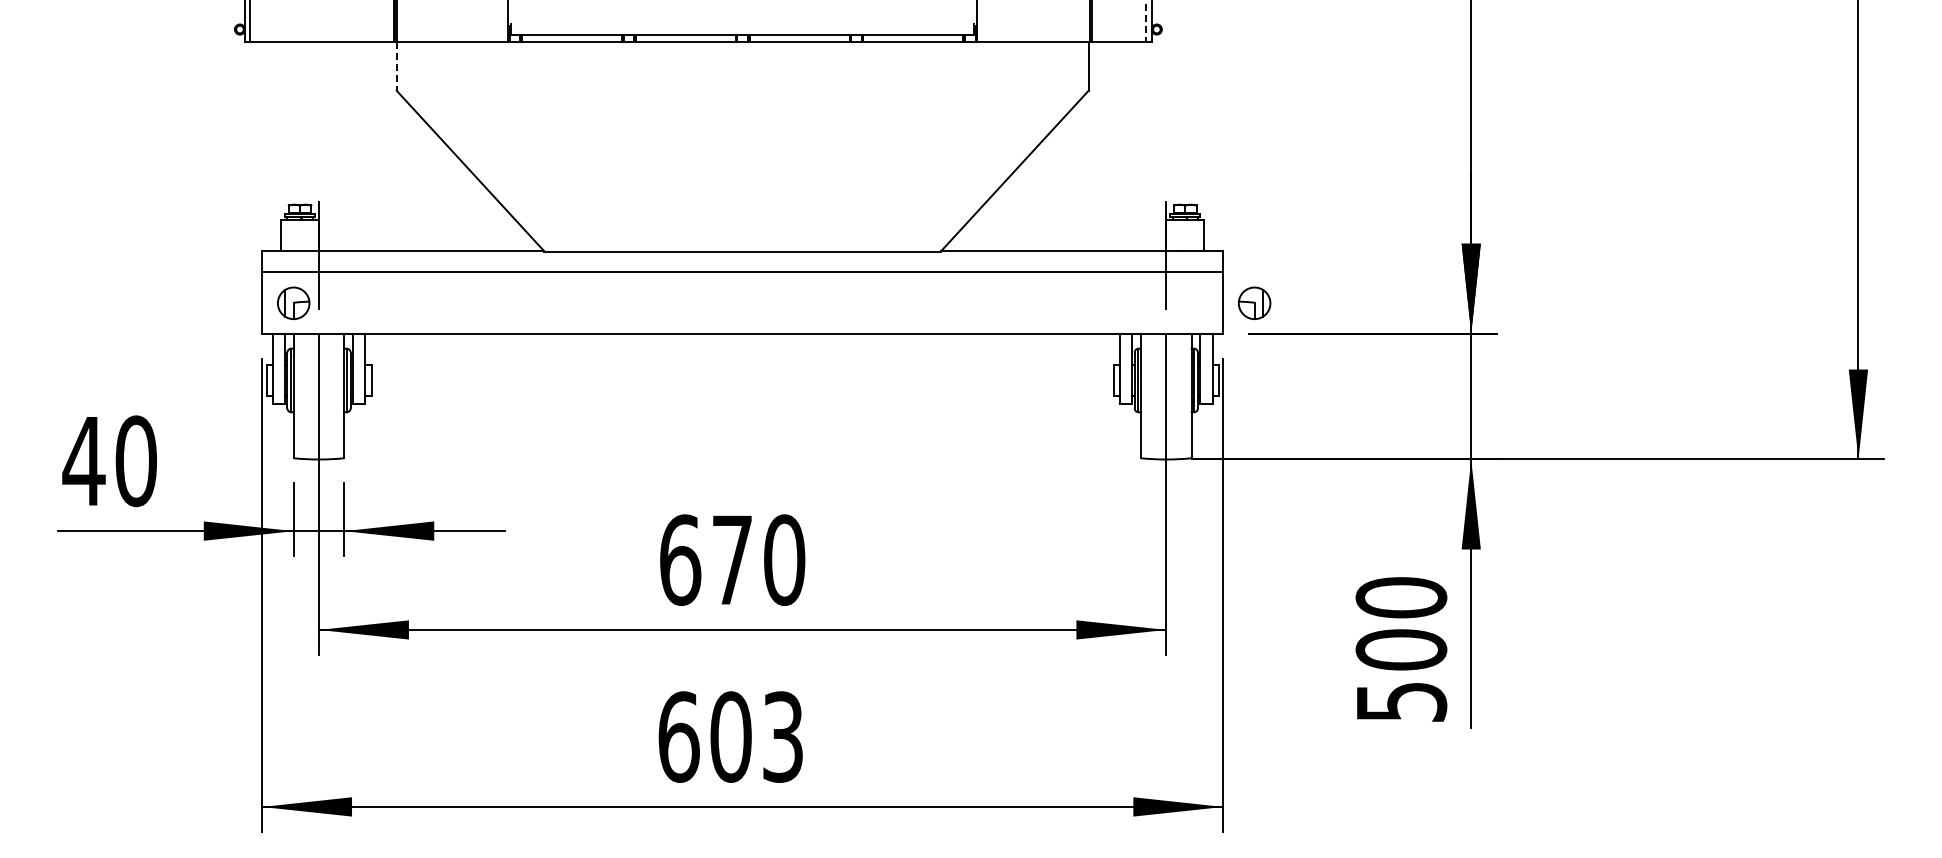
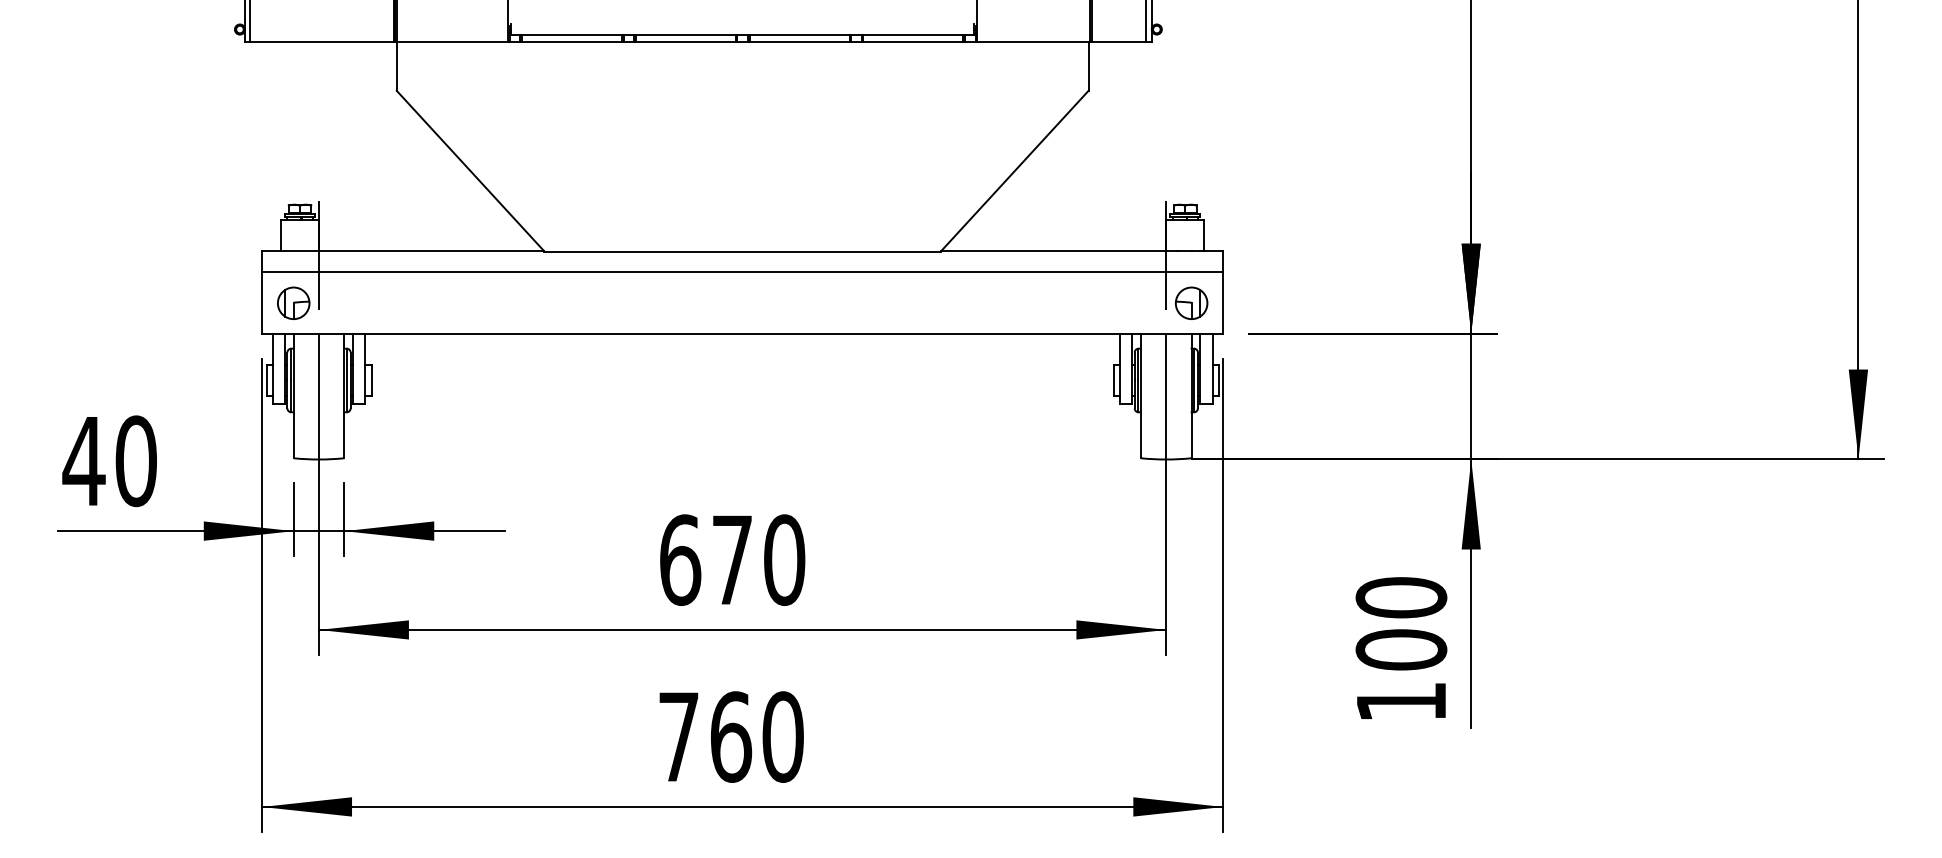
line: dashed -> solid (1146, 21)
line: dashed -> solid (396, 67)
part position: (1254, 302) -> (1191, 302) (1191, 302)
text: 500 -> 100 (1402, 702)
text: 603 -> 760 (730, 736)
